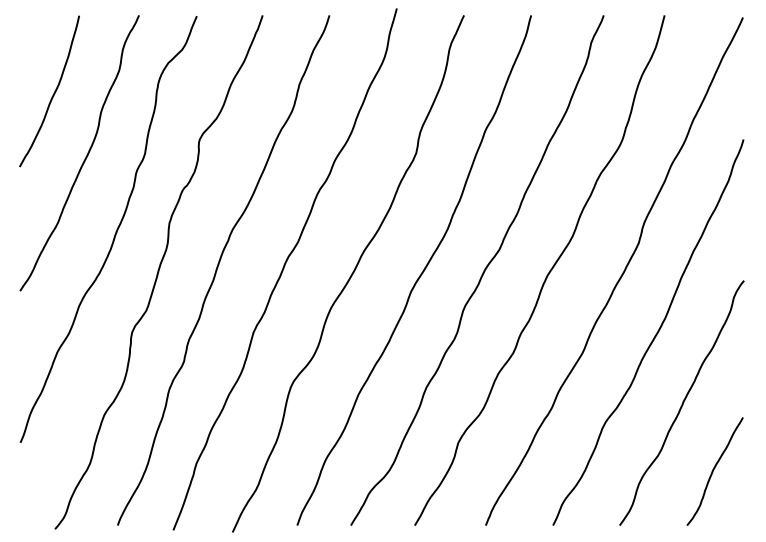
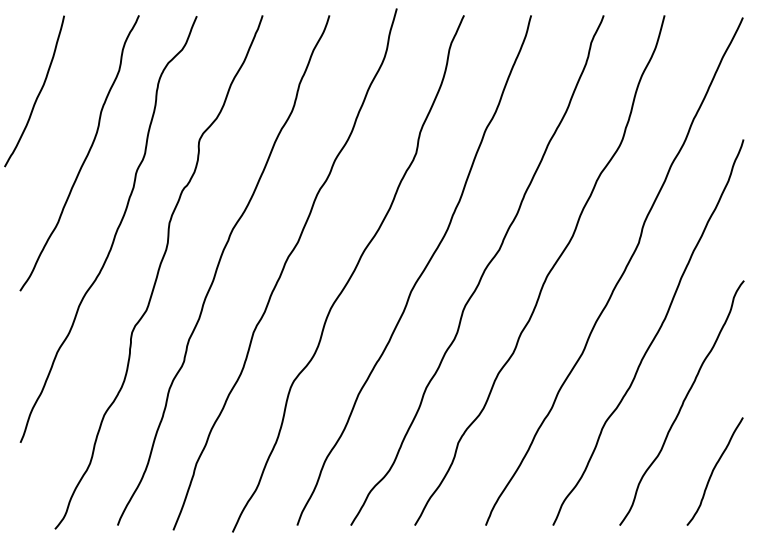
curve position: (53, 93) -> (38, 93) (38, 93)
